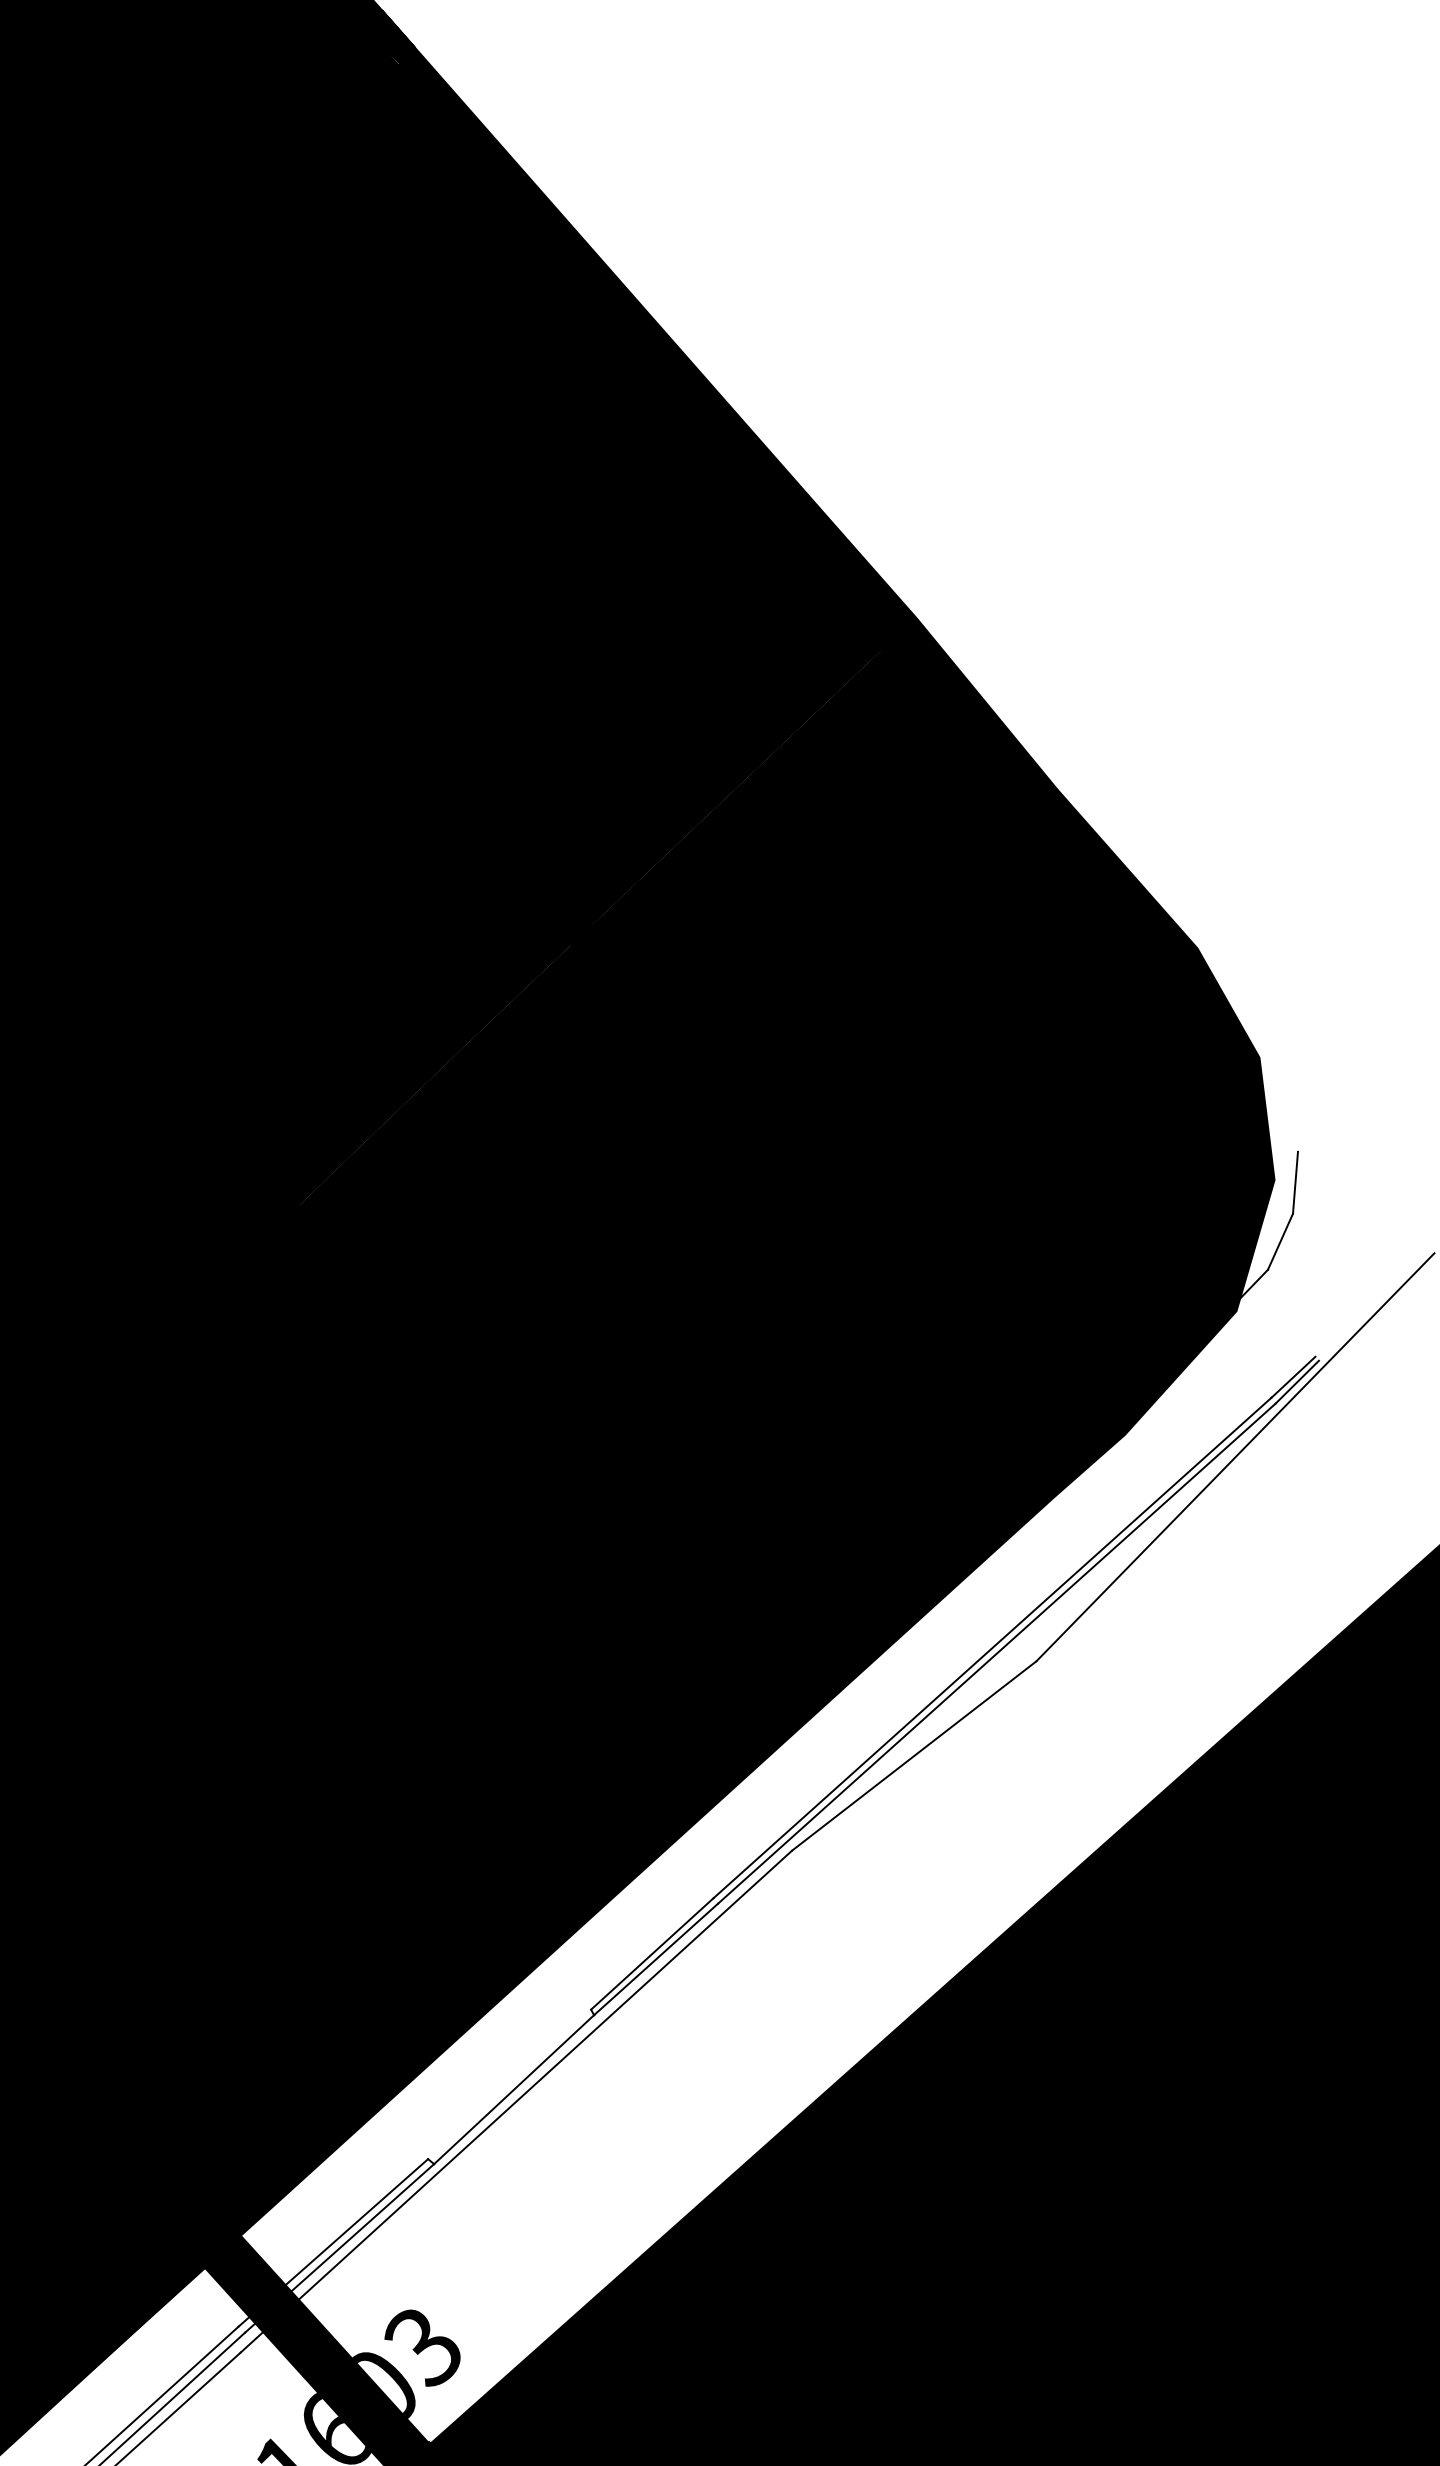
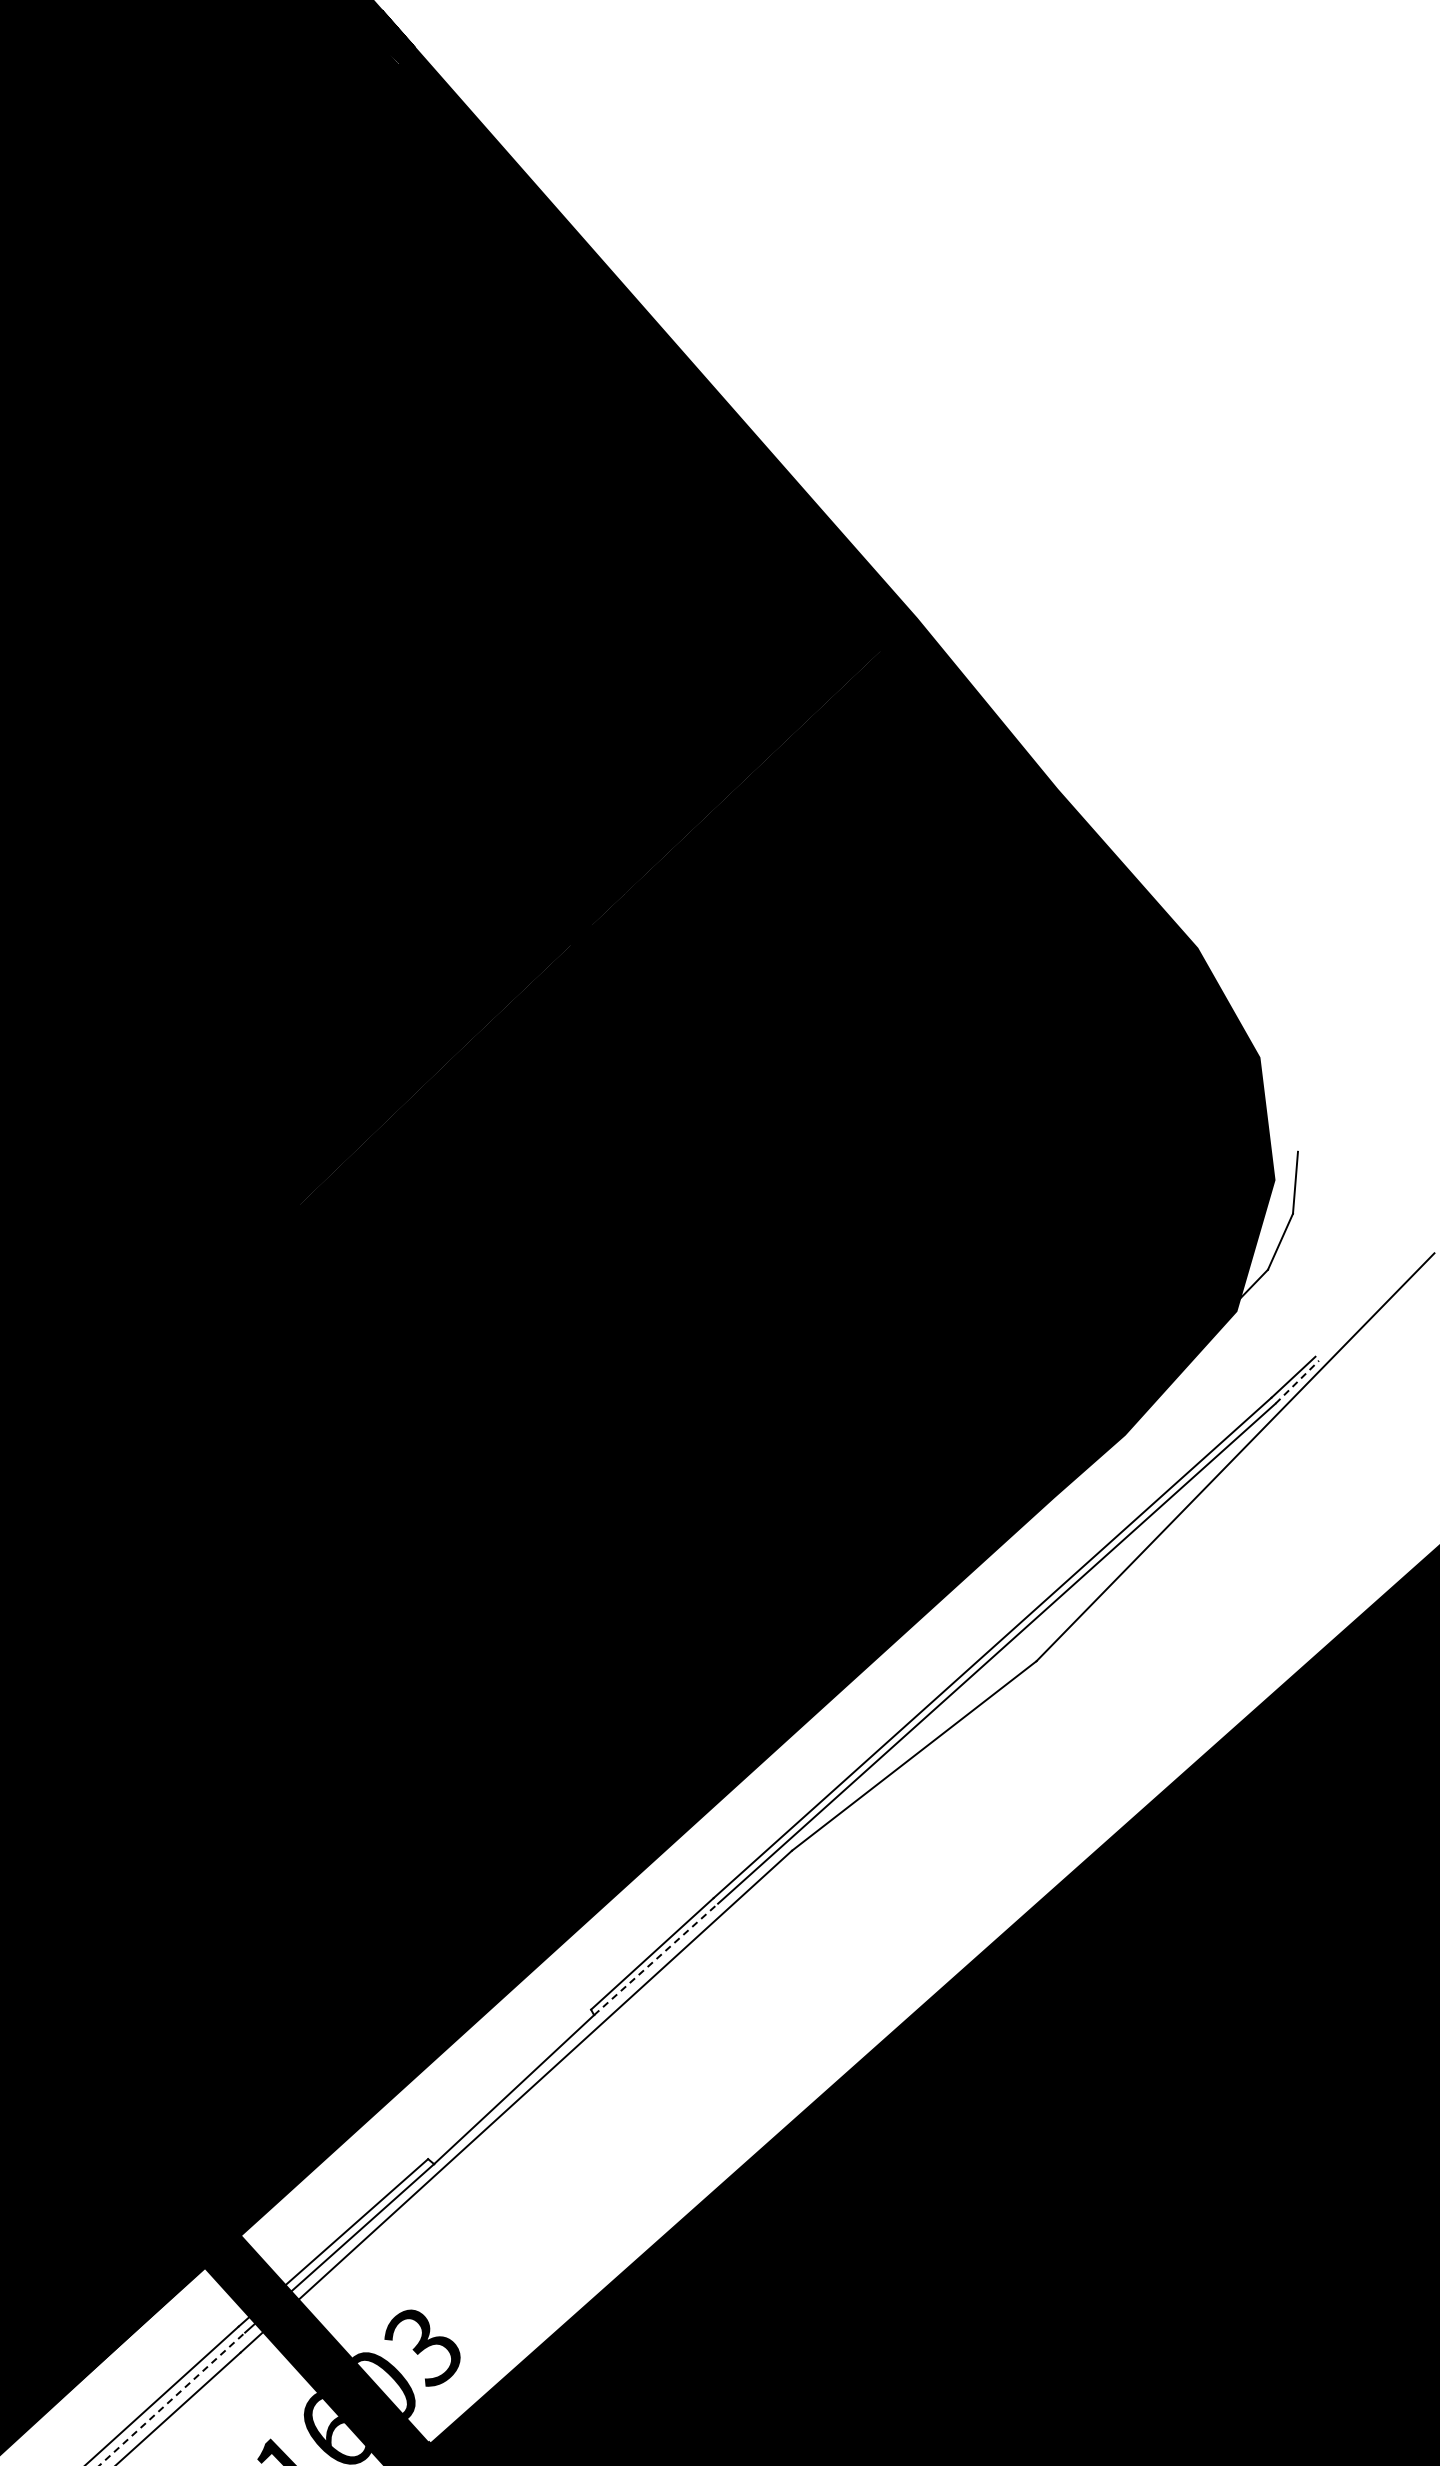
line: solid -> dashed (1297, 1382)
line: solid -> dashed (656, 1959)
line: solid -> dashed (172, 2399)
